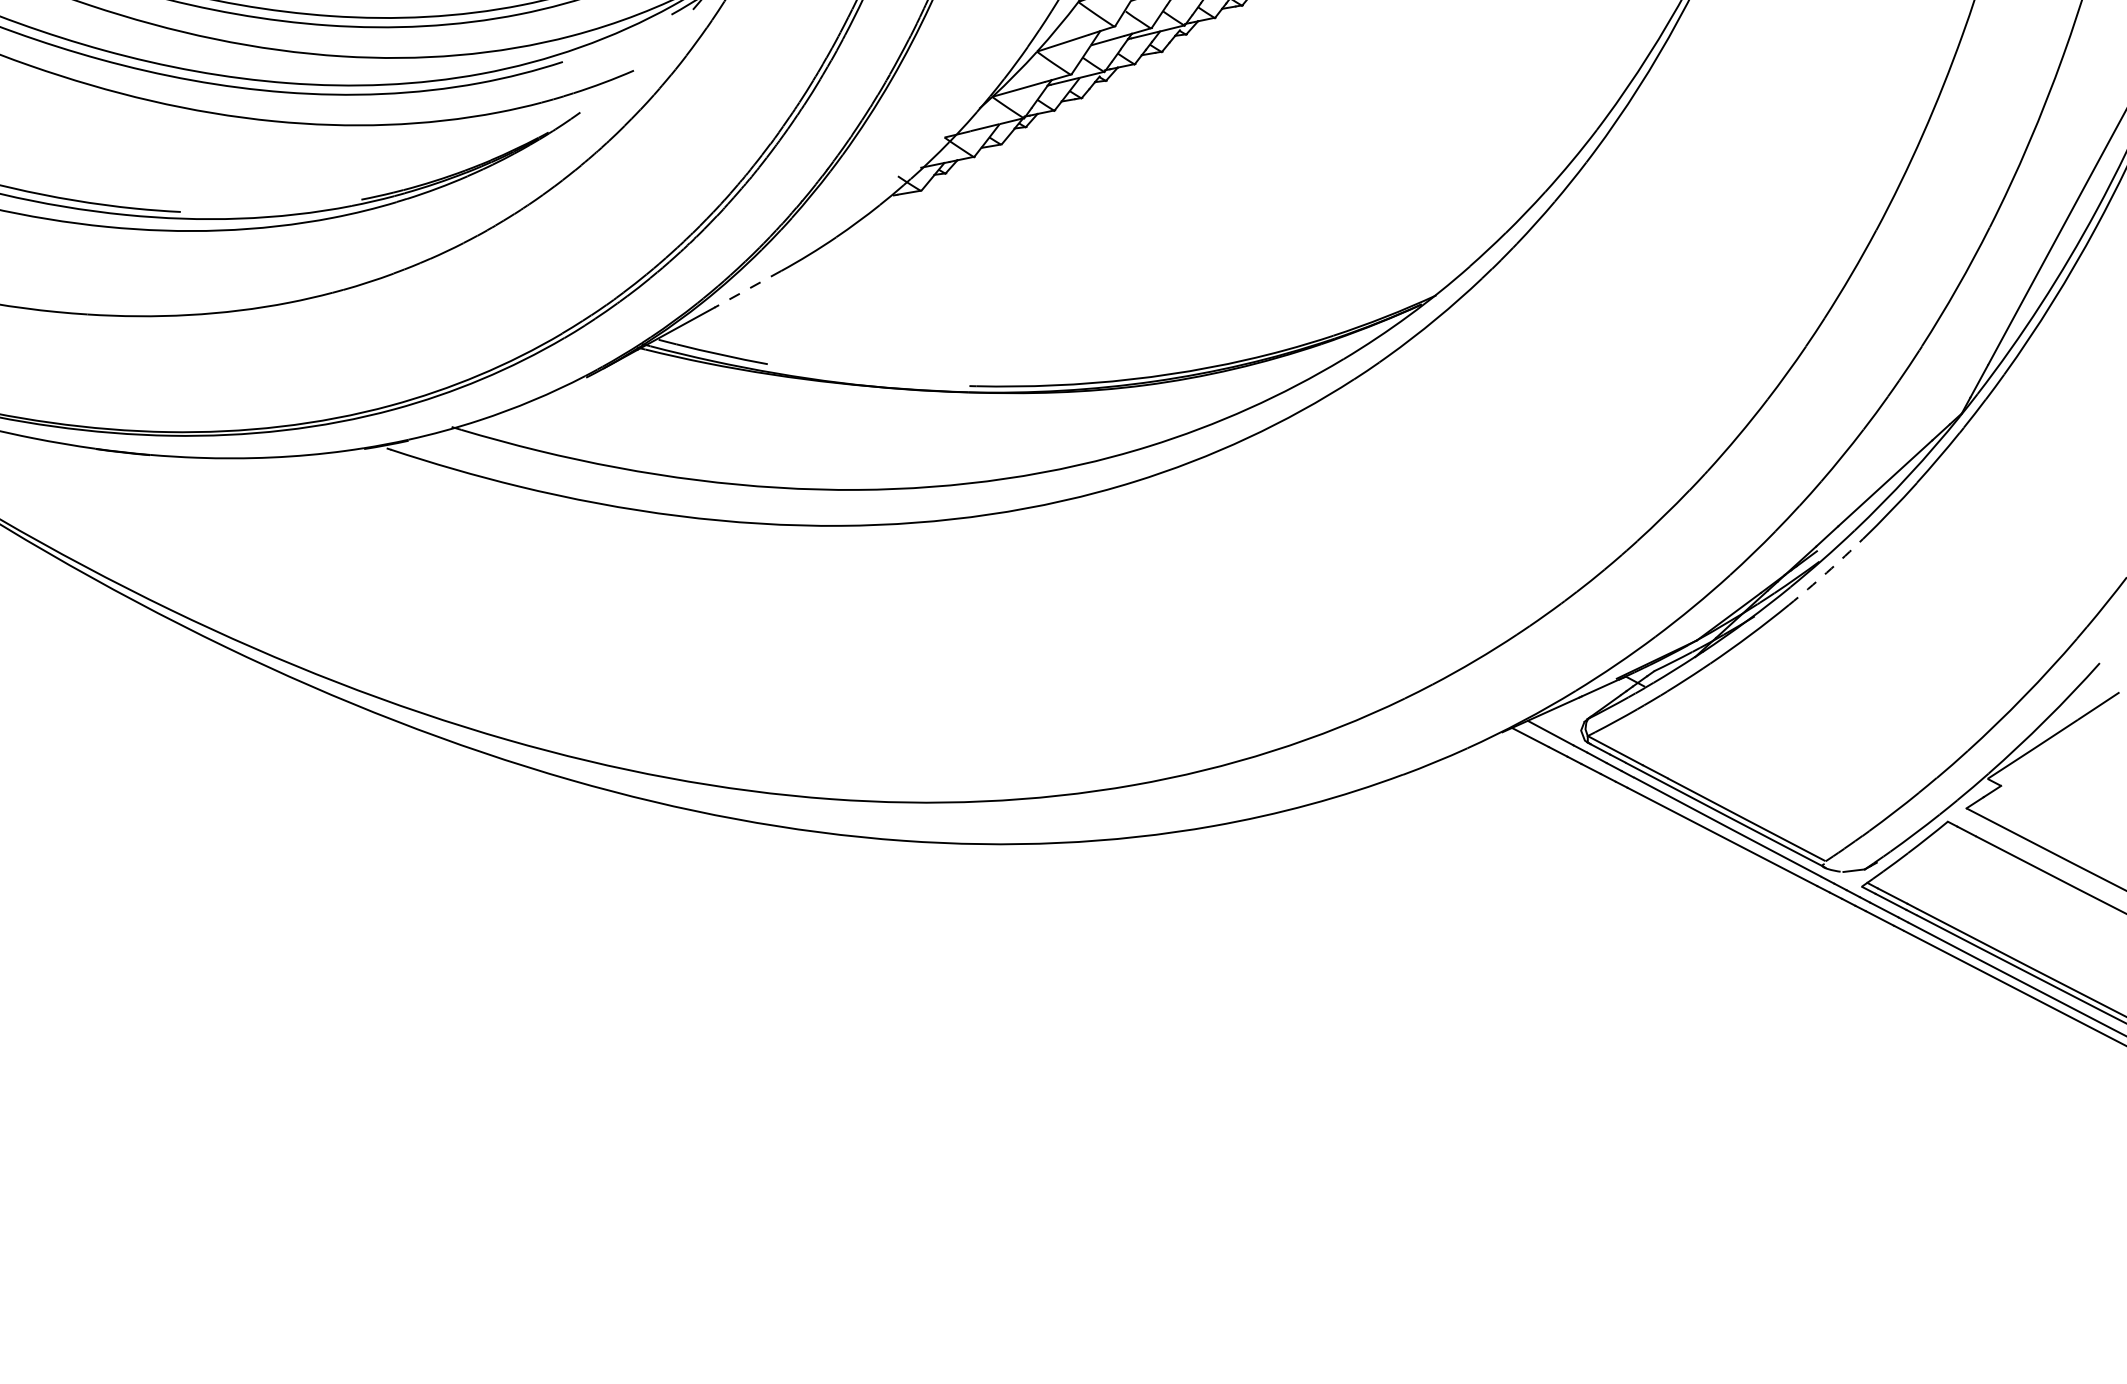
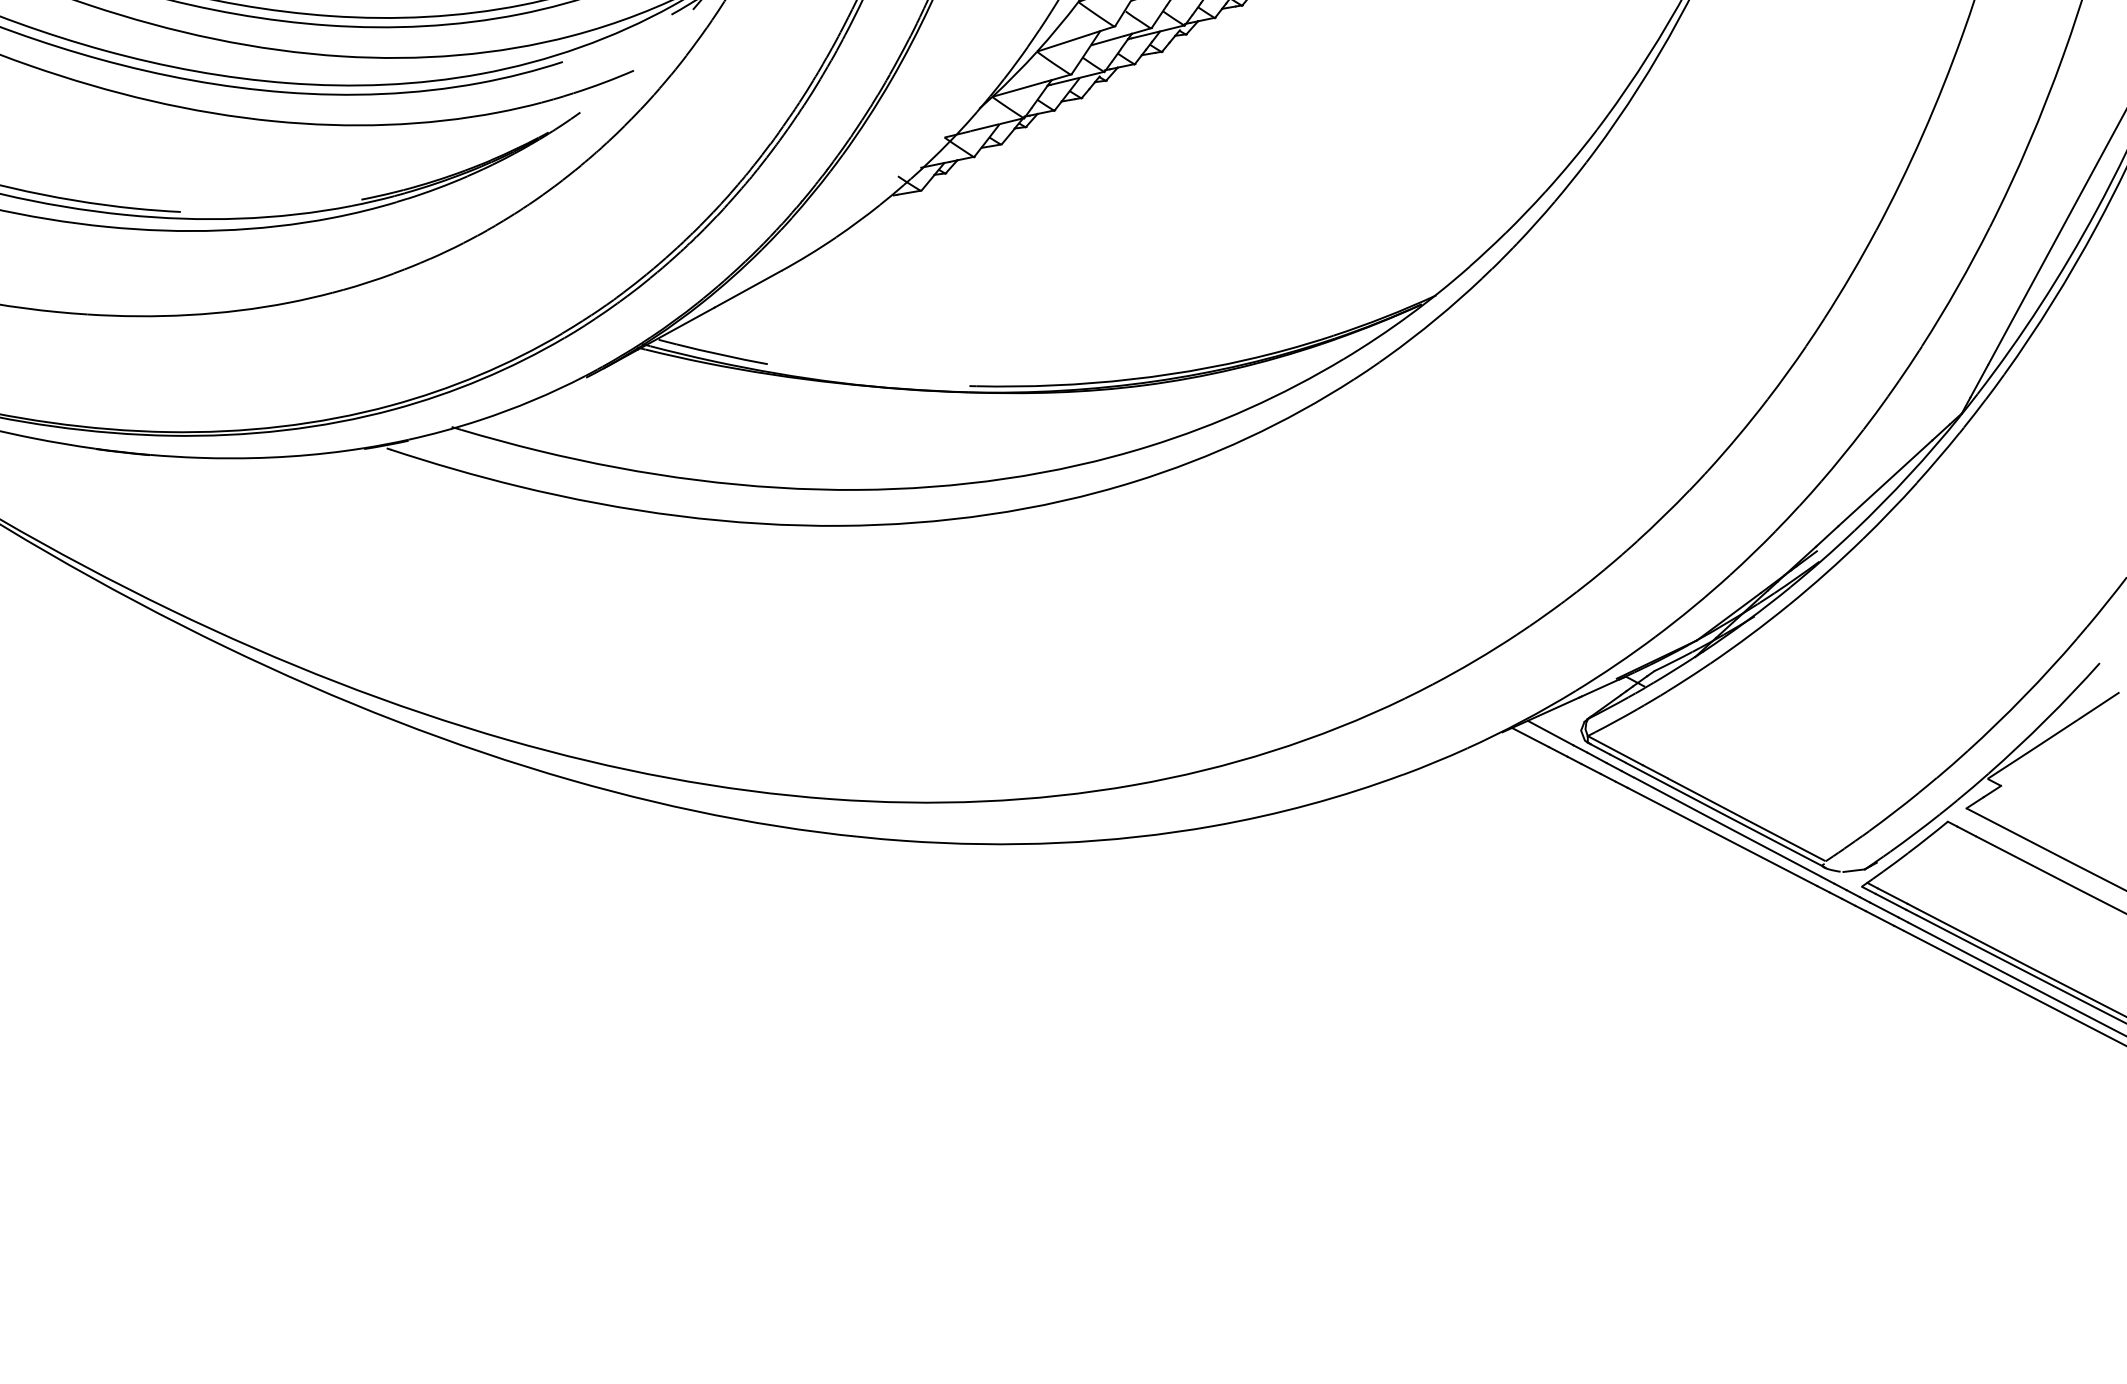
line: dashed -> solid (747, 289)
arc: dashed -> solid (1826, 572)
